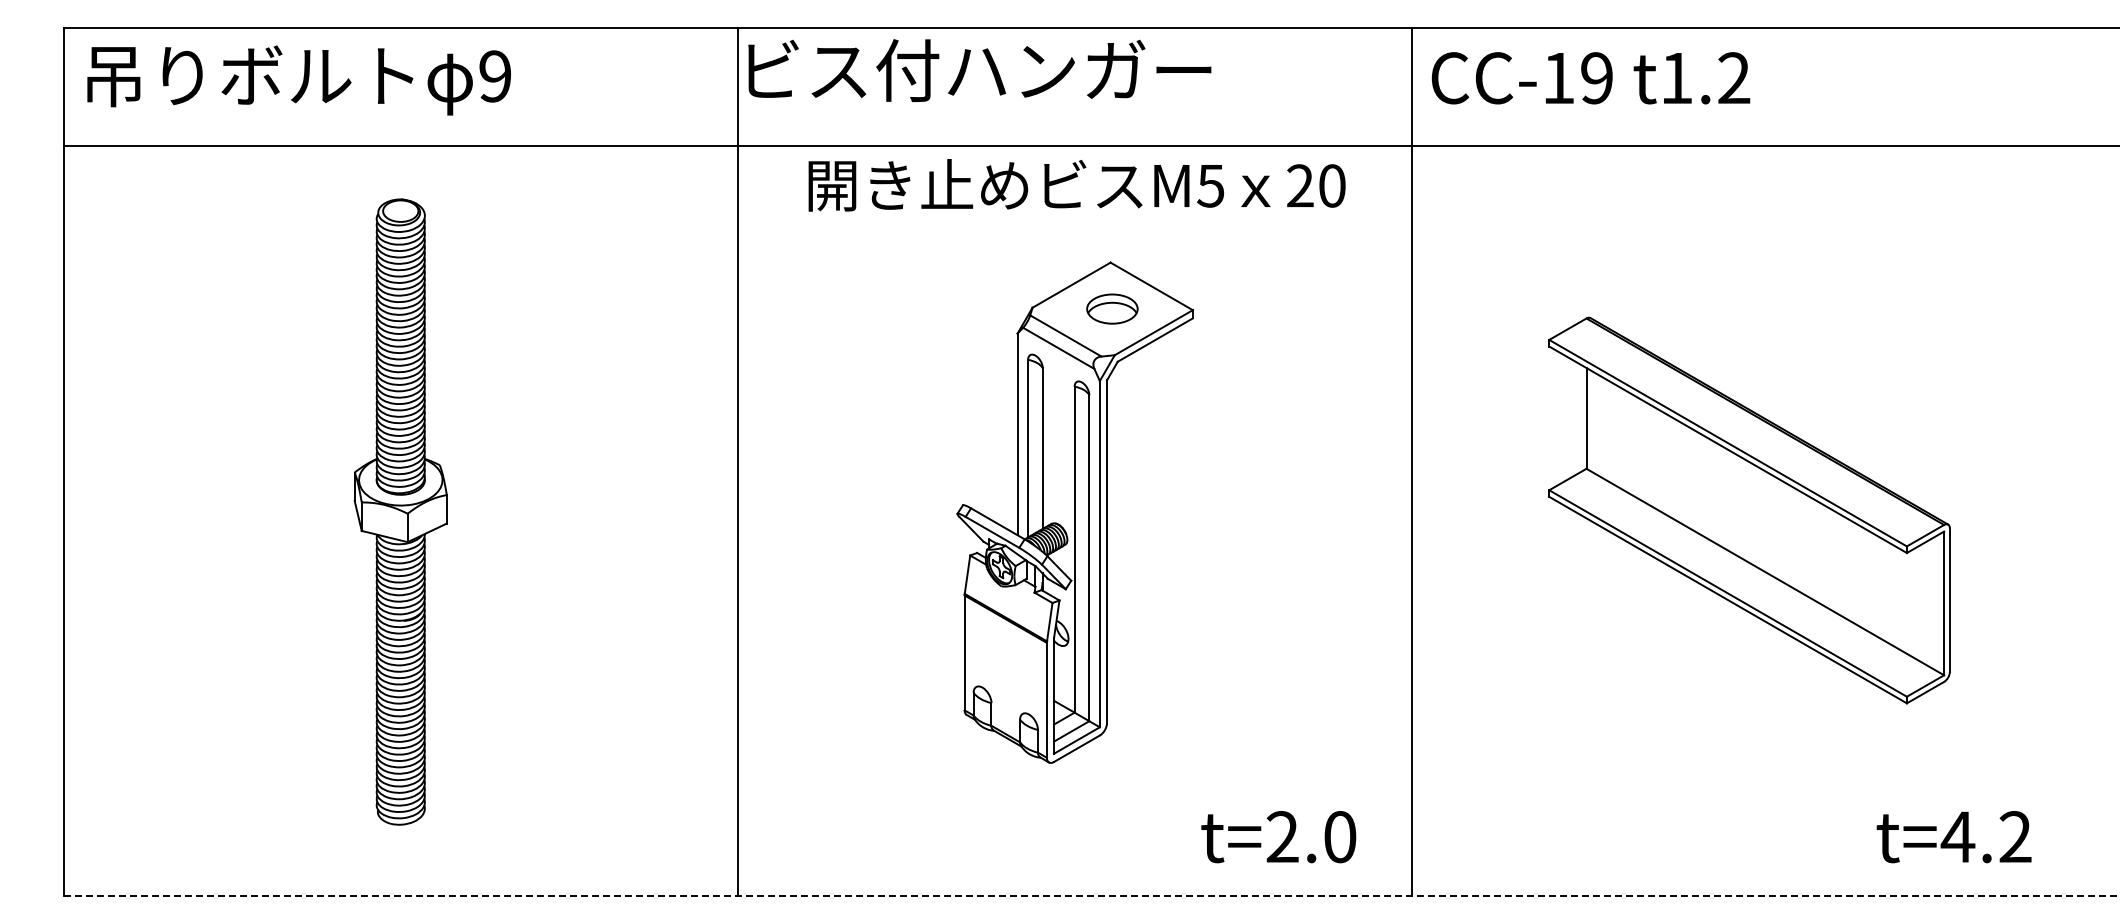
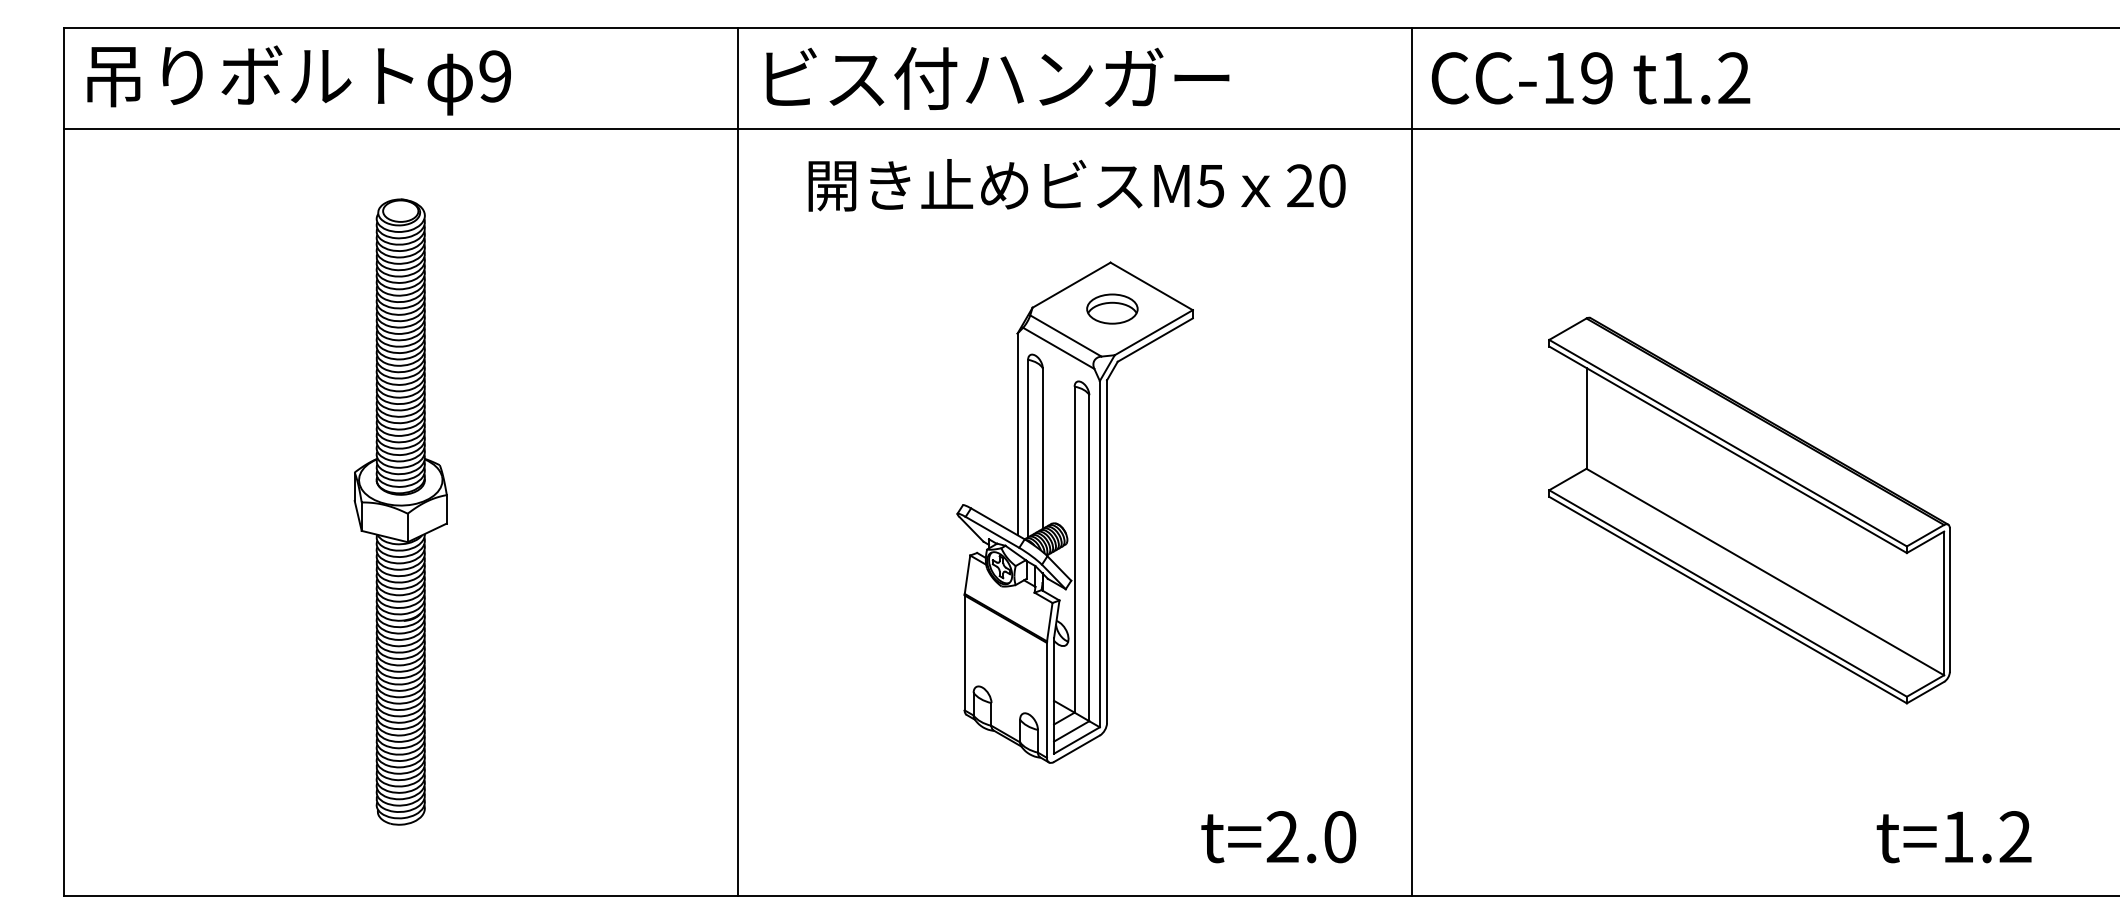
text position: (979, 70) -> (997, 78) (997, 78)
line position: (1089, 146) -> (1089, 129) (1089, 129)
text: t=4.2 -> t=1.2 (1957, 836)
line: dashed -> solid (1092, 896)
